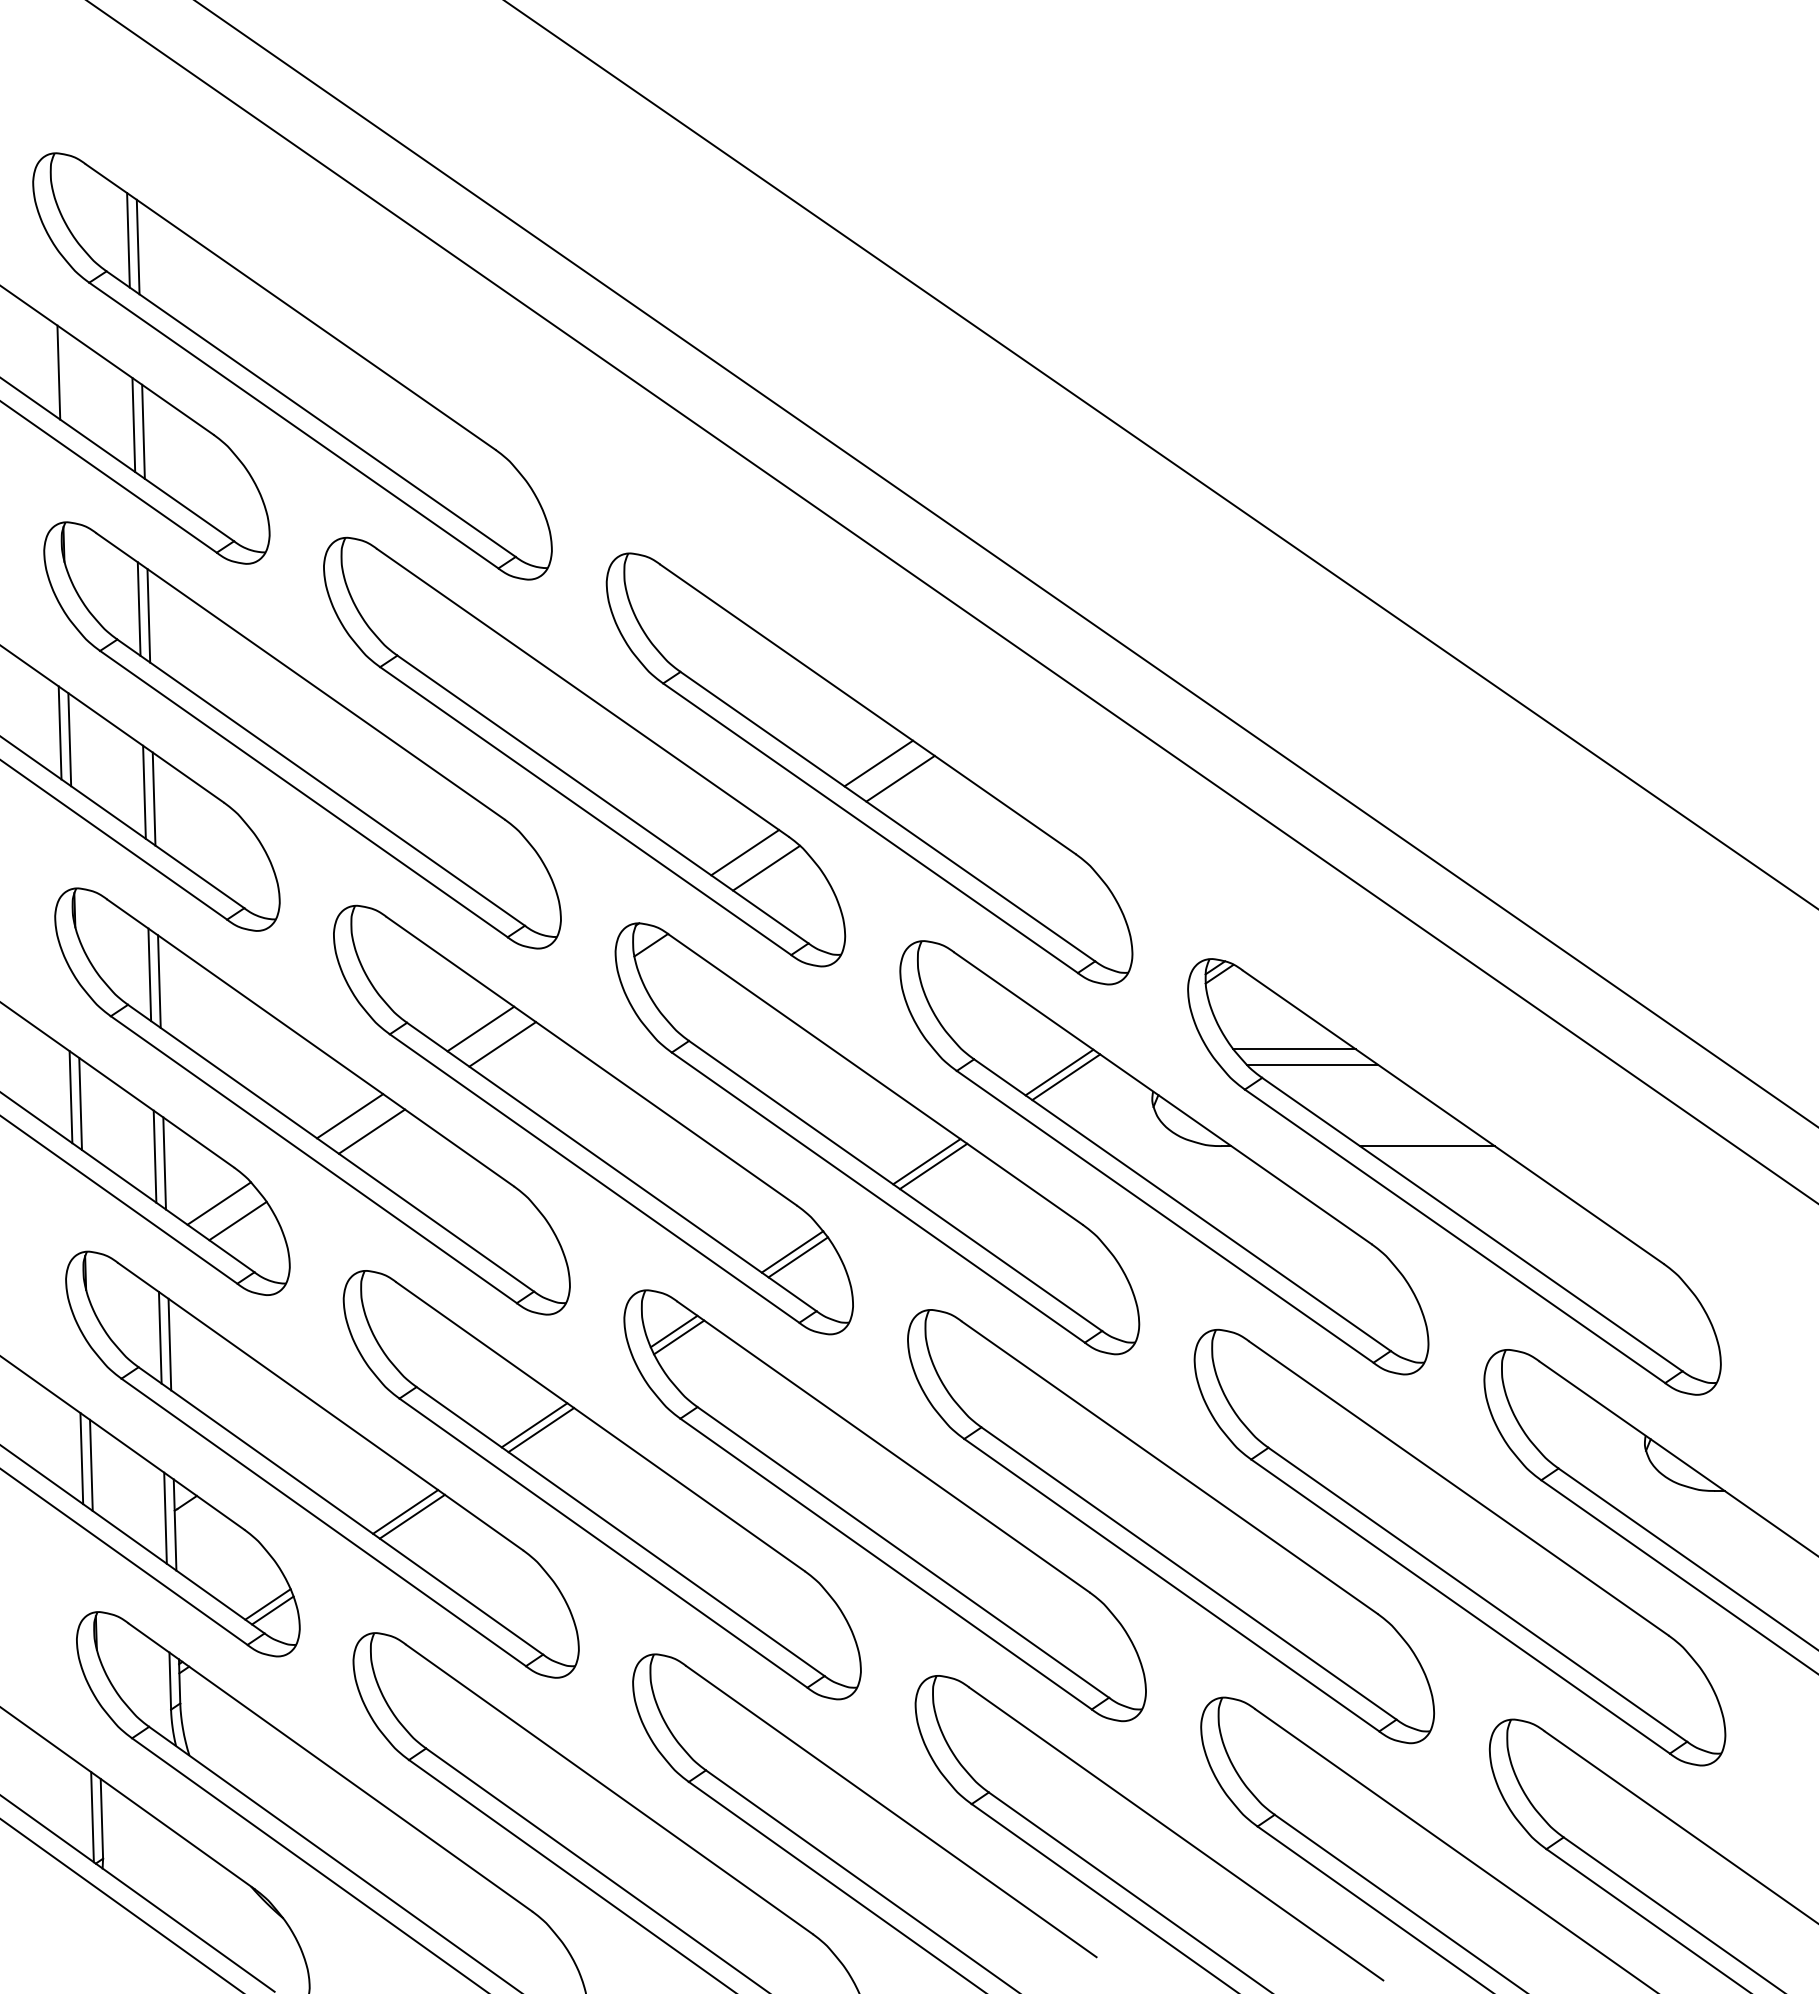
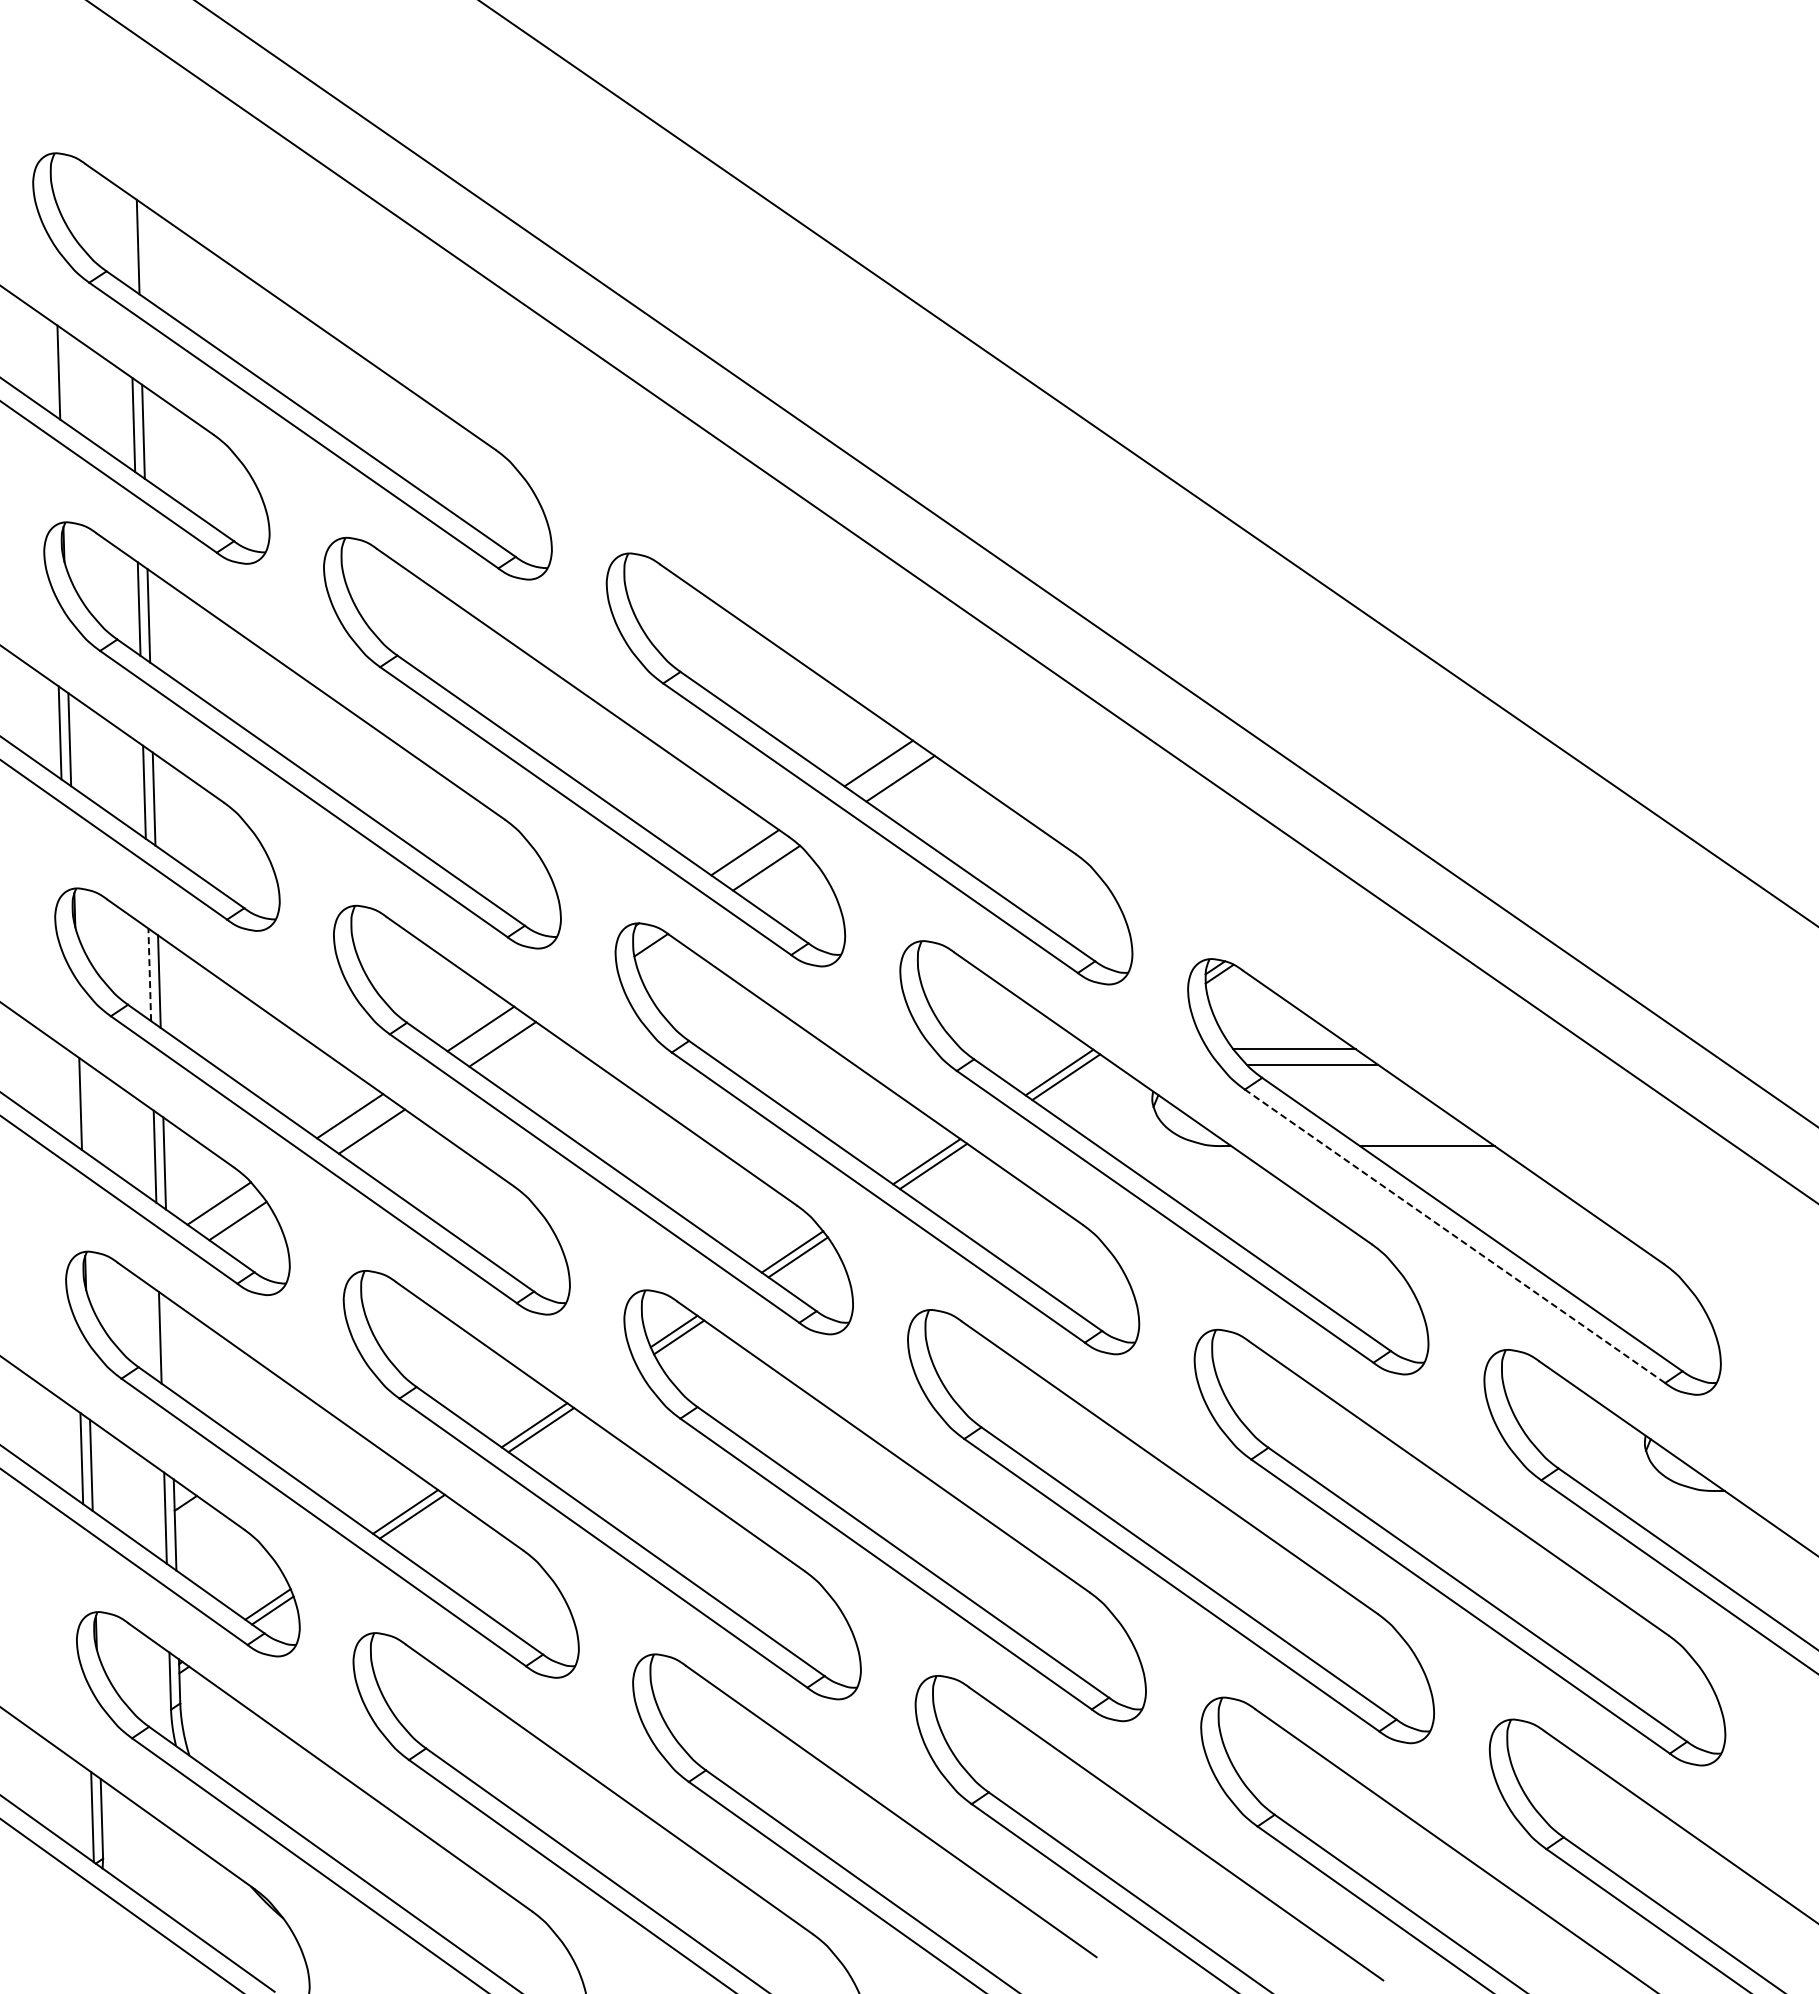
line: present -> none (128, 240)
line position: (1161, 454) -> (1148, 463) (1148, 463)
line: solid -> dashed (149, 974)
line: present -> none (70, 1097)
line: solid -> dashed (1454, 1236)
line: present -> none (169, 1344)
